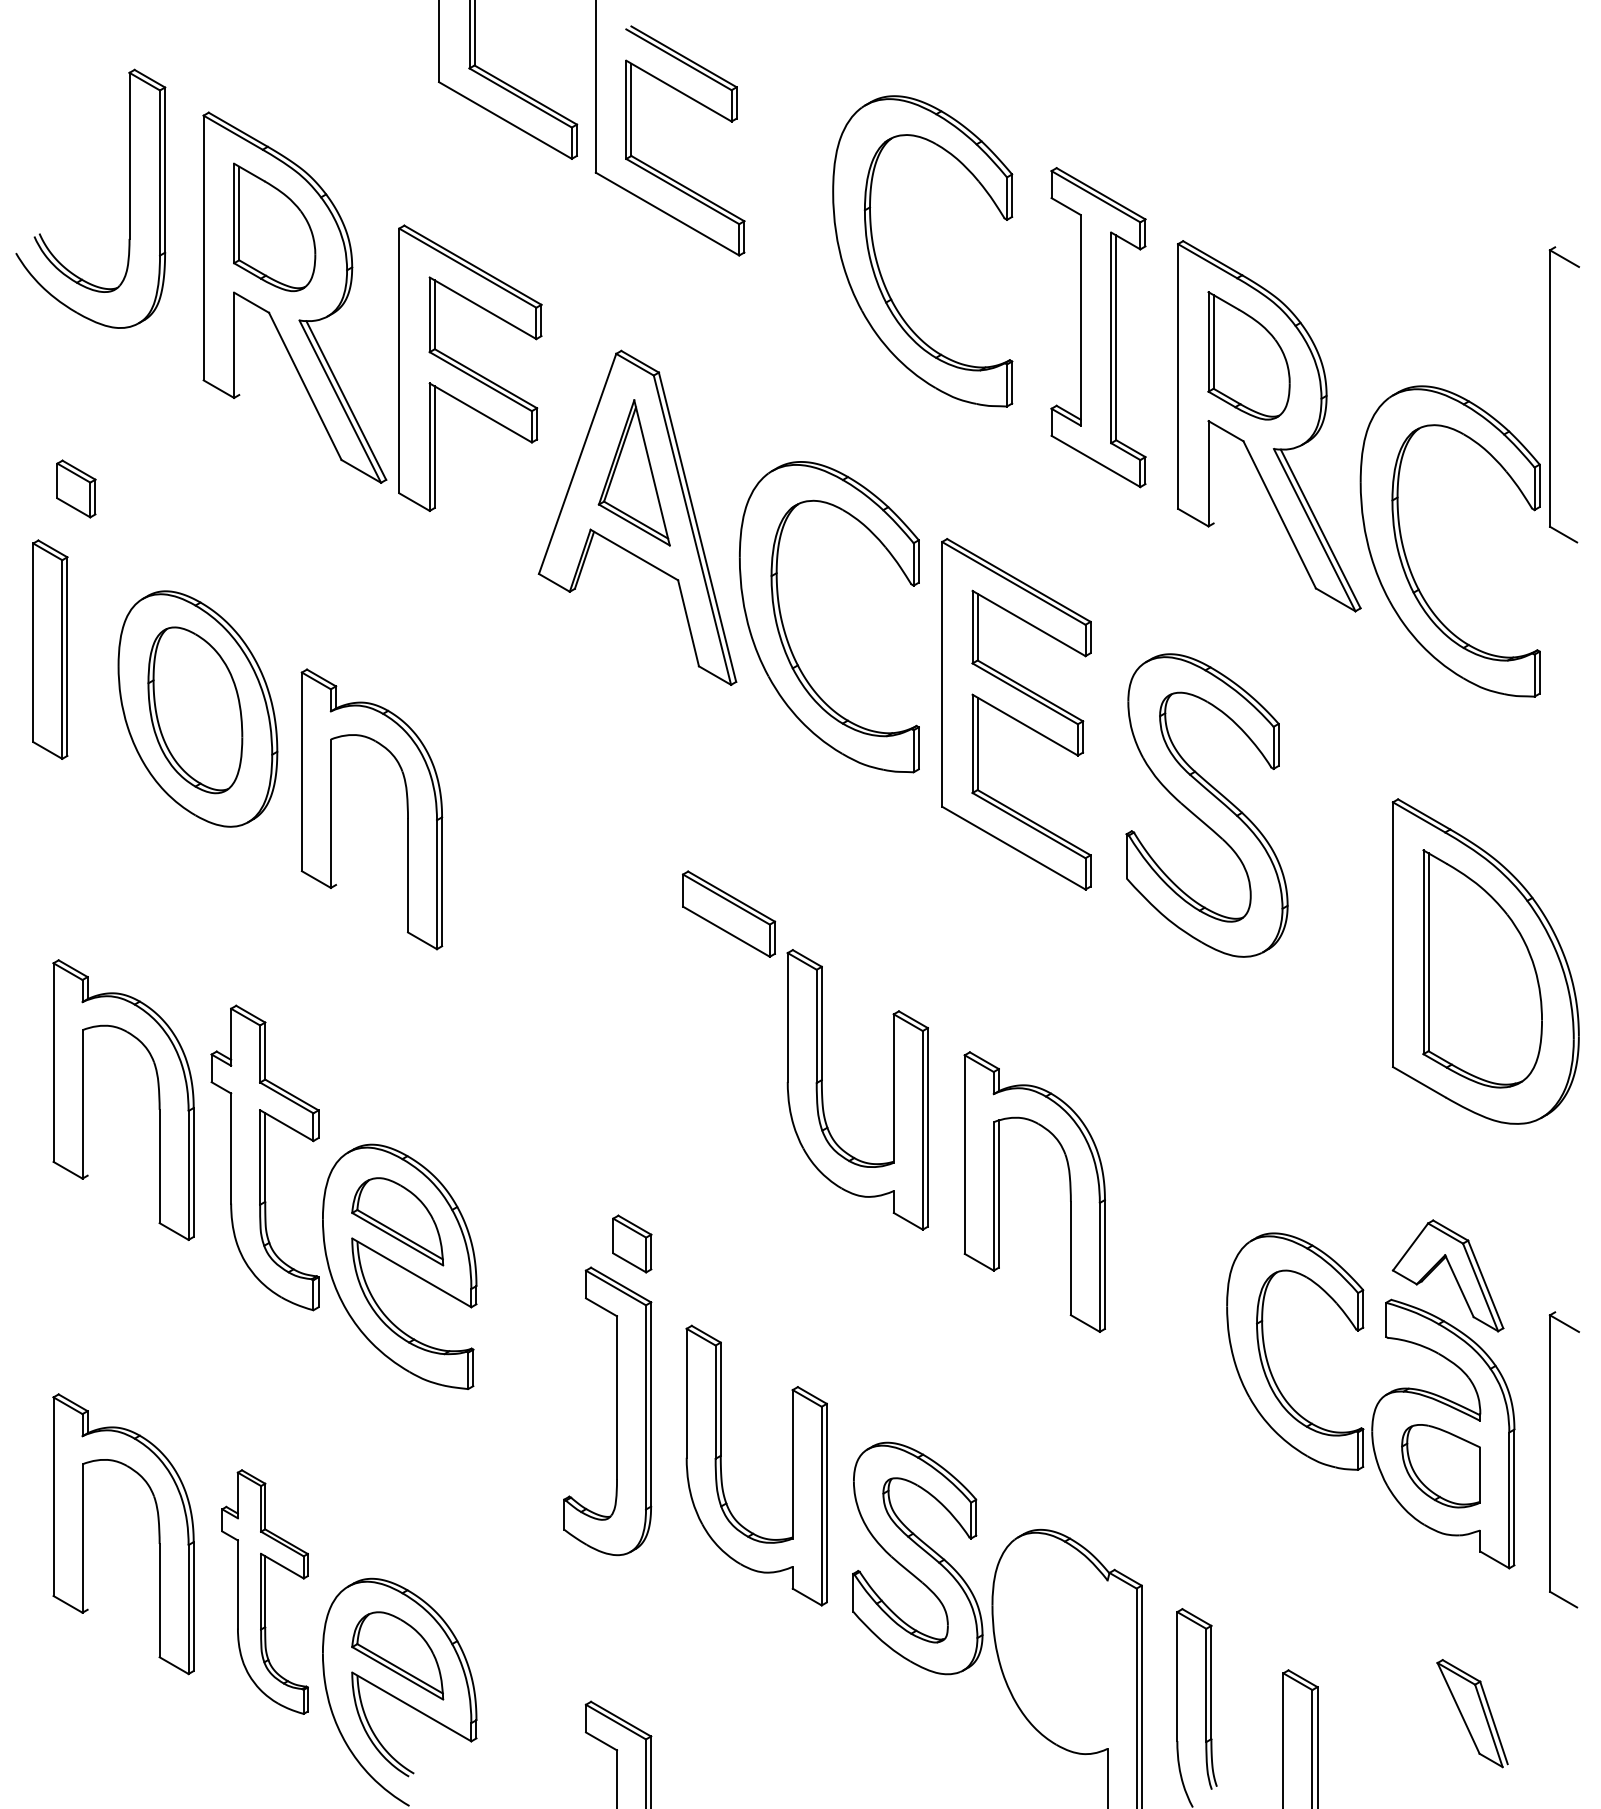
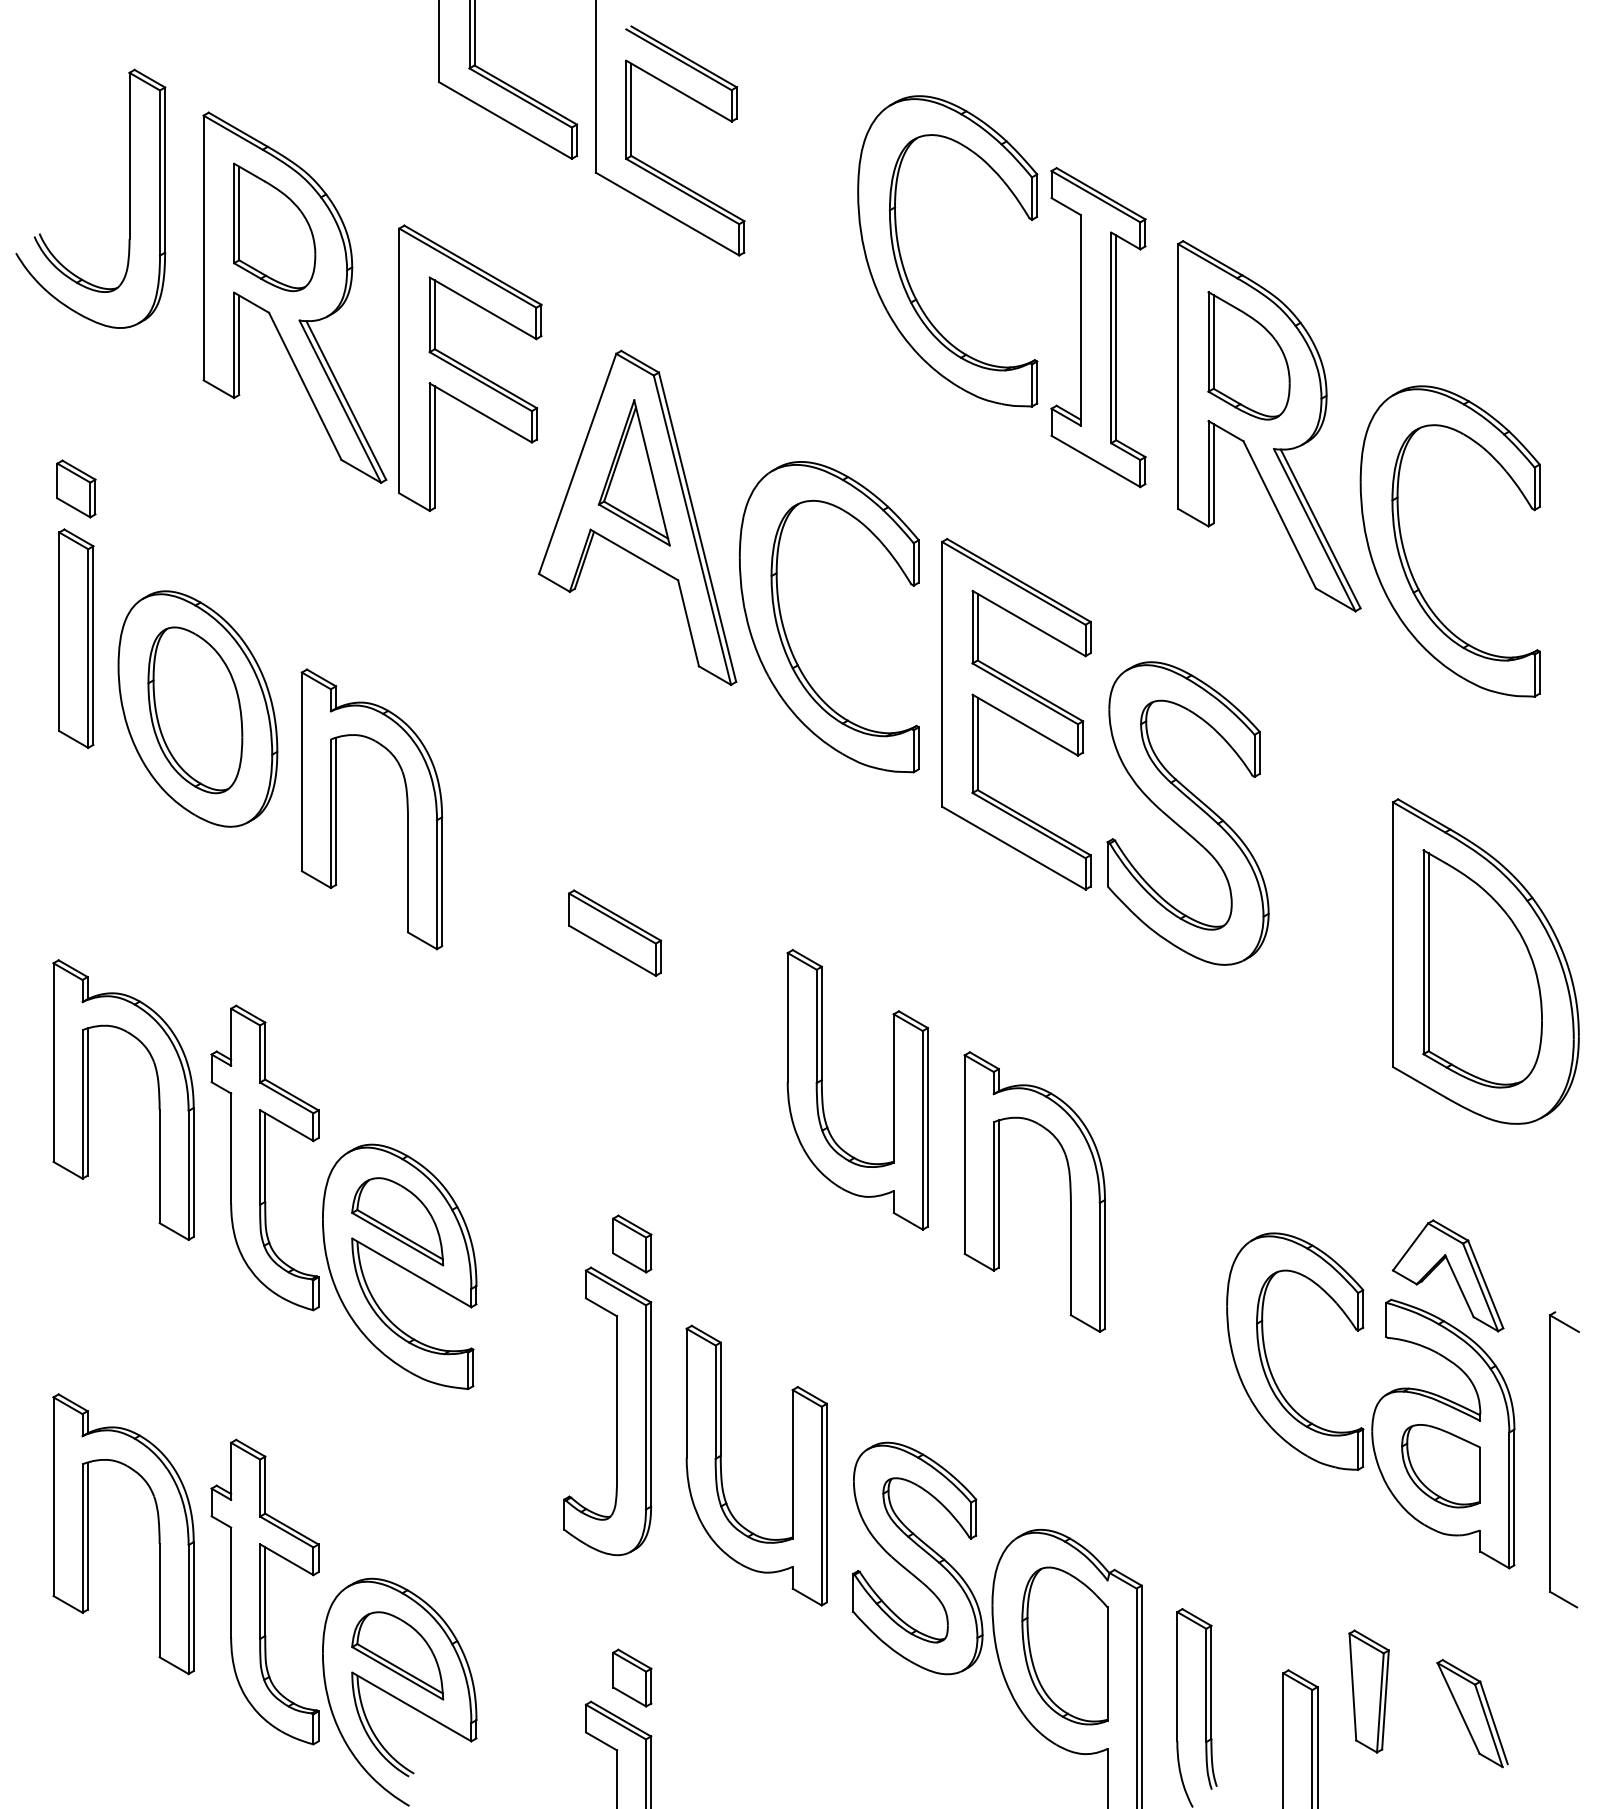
part position: (879, 266) -> (904, 266) (904, 266)
line: none -> present (239, 345)
part: present -> none (1550, 394)
line: none -> present (1213, 473)
part position: (50, 649) -> (76, 638) (76, 638)
part position: (1206, 805) -> (1187, 813) (1187, 813)
line: none -> present (336, 811)
part position: (729, 913) -> (615, 932) (615, 932)
line: none -> present (87, 1101)
line: none -> present (87, 1535)
part size: 88x246 px -> 110x308 px (264, 1591)
part: none -> present (1064, 1645)
part: none -> present (632, 1677)
part: none -> present (1368, 1691)
